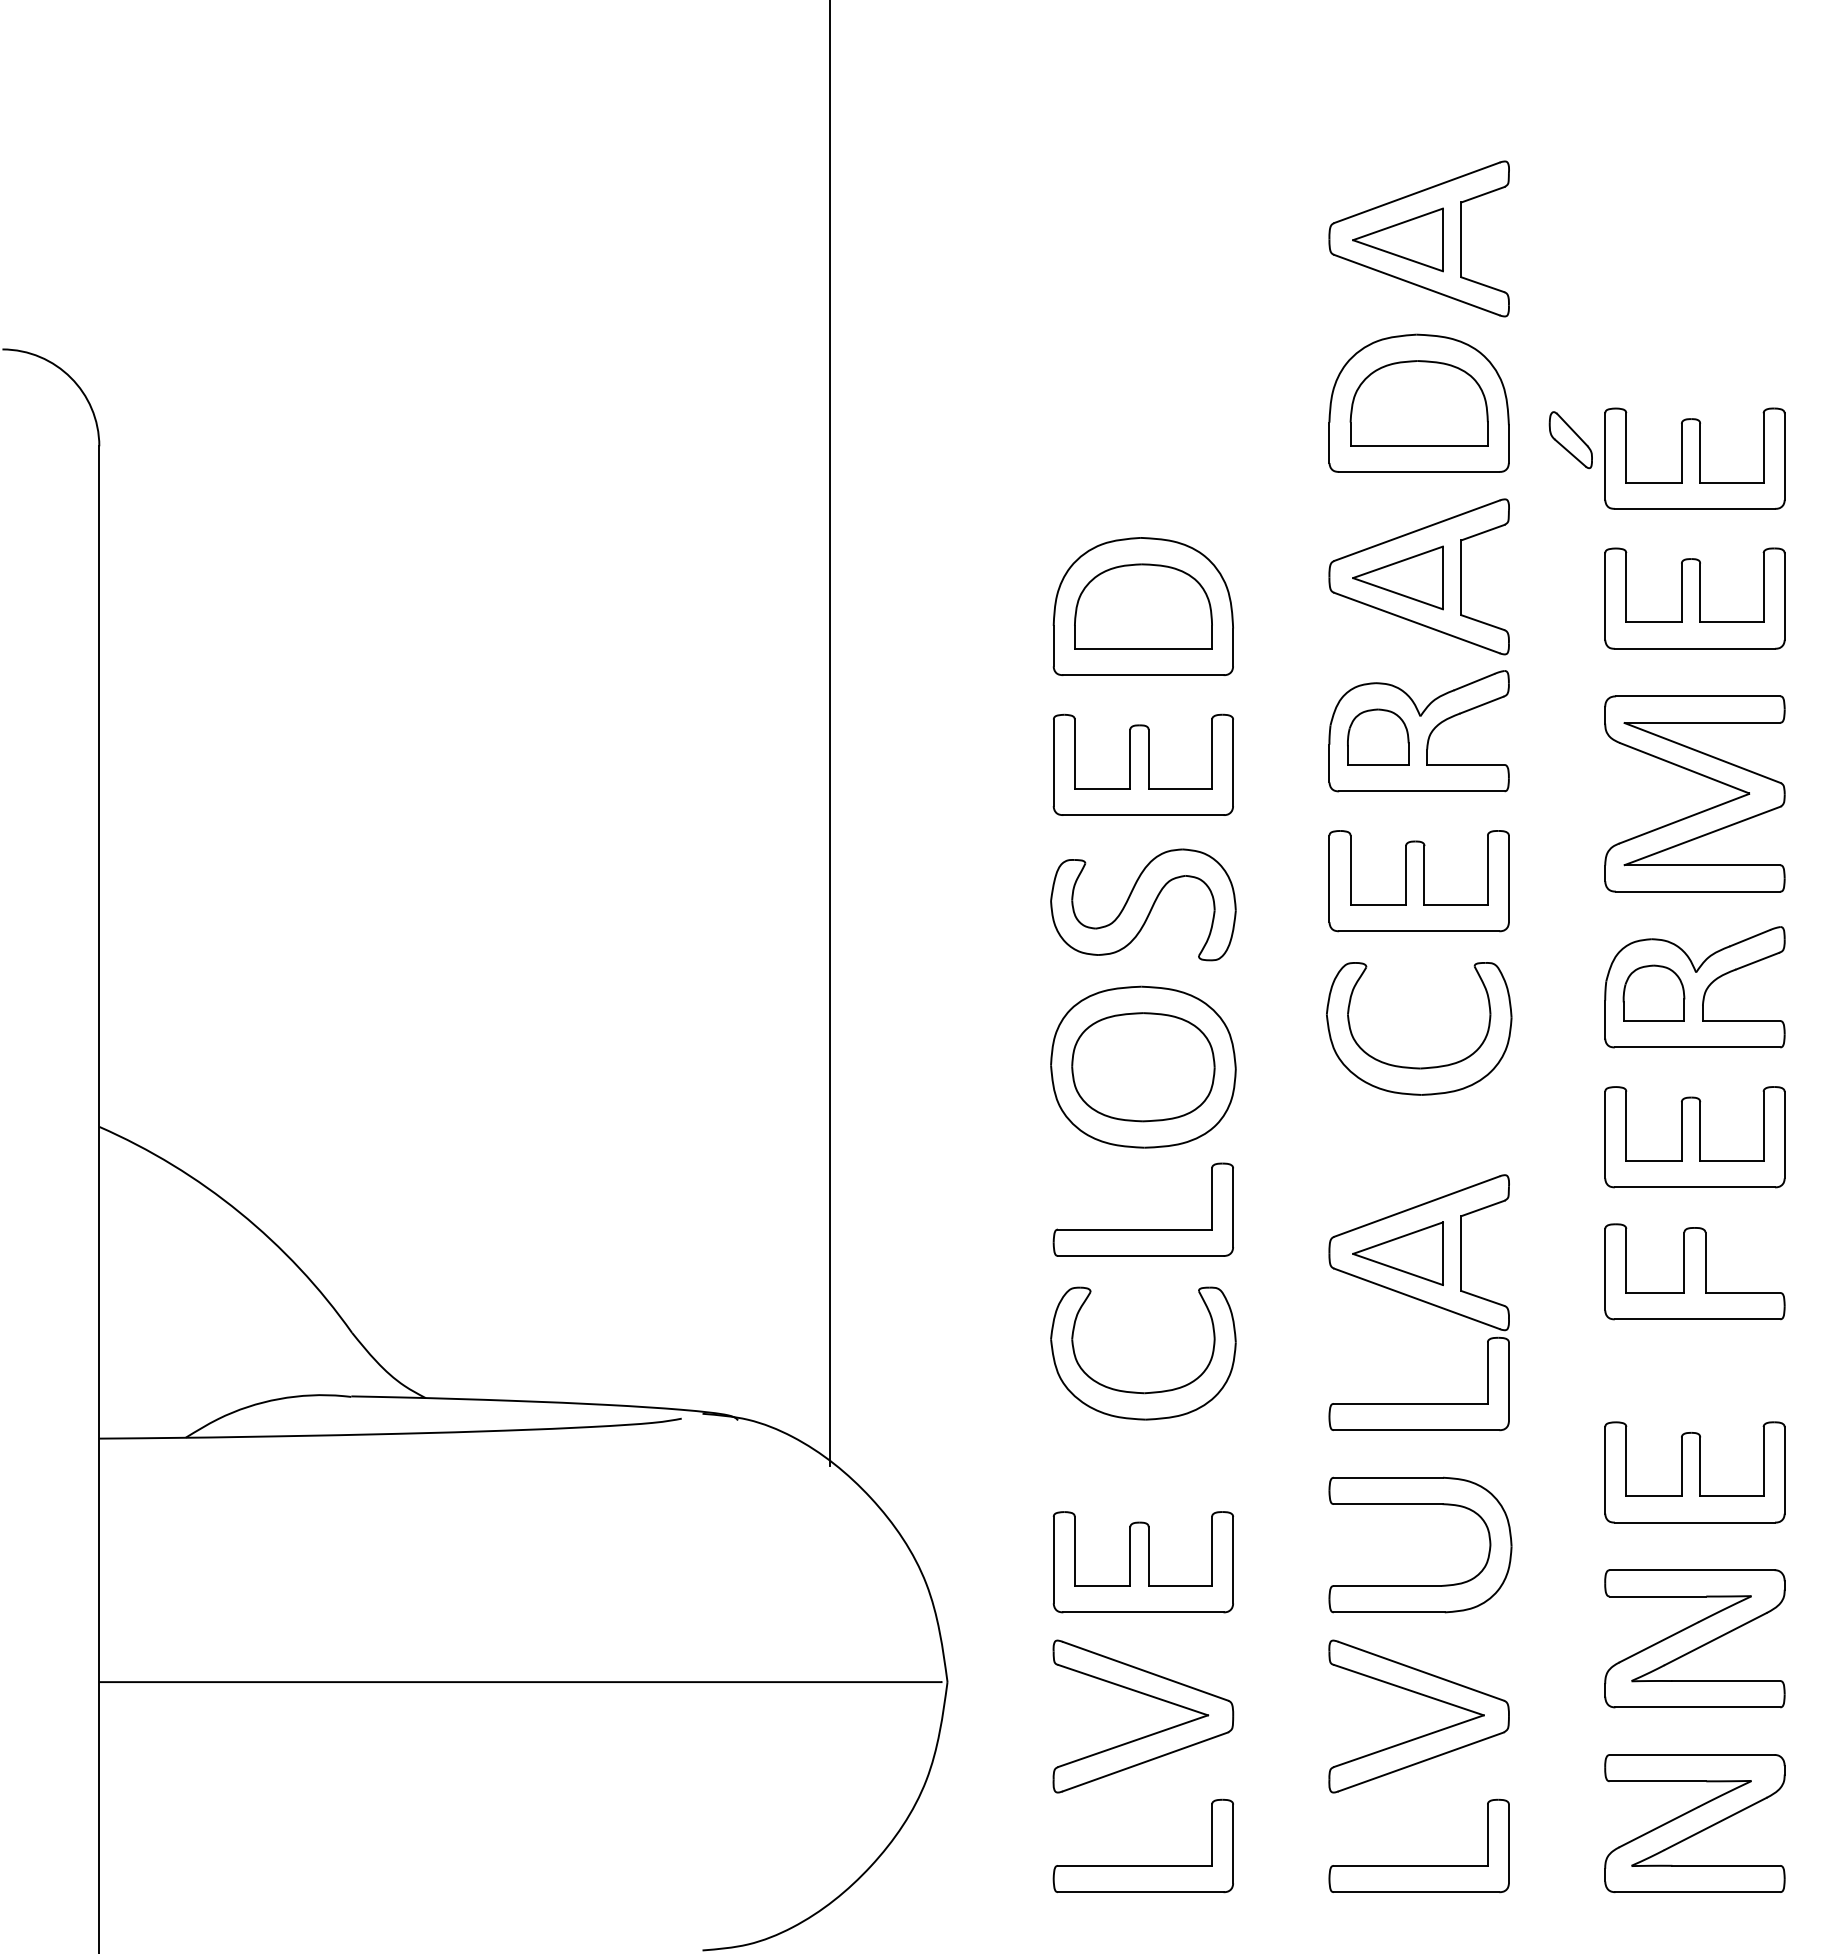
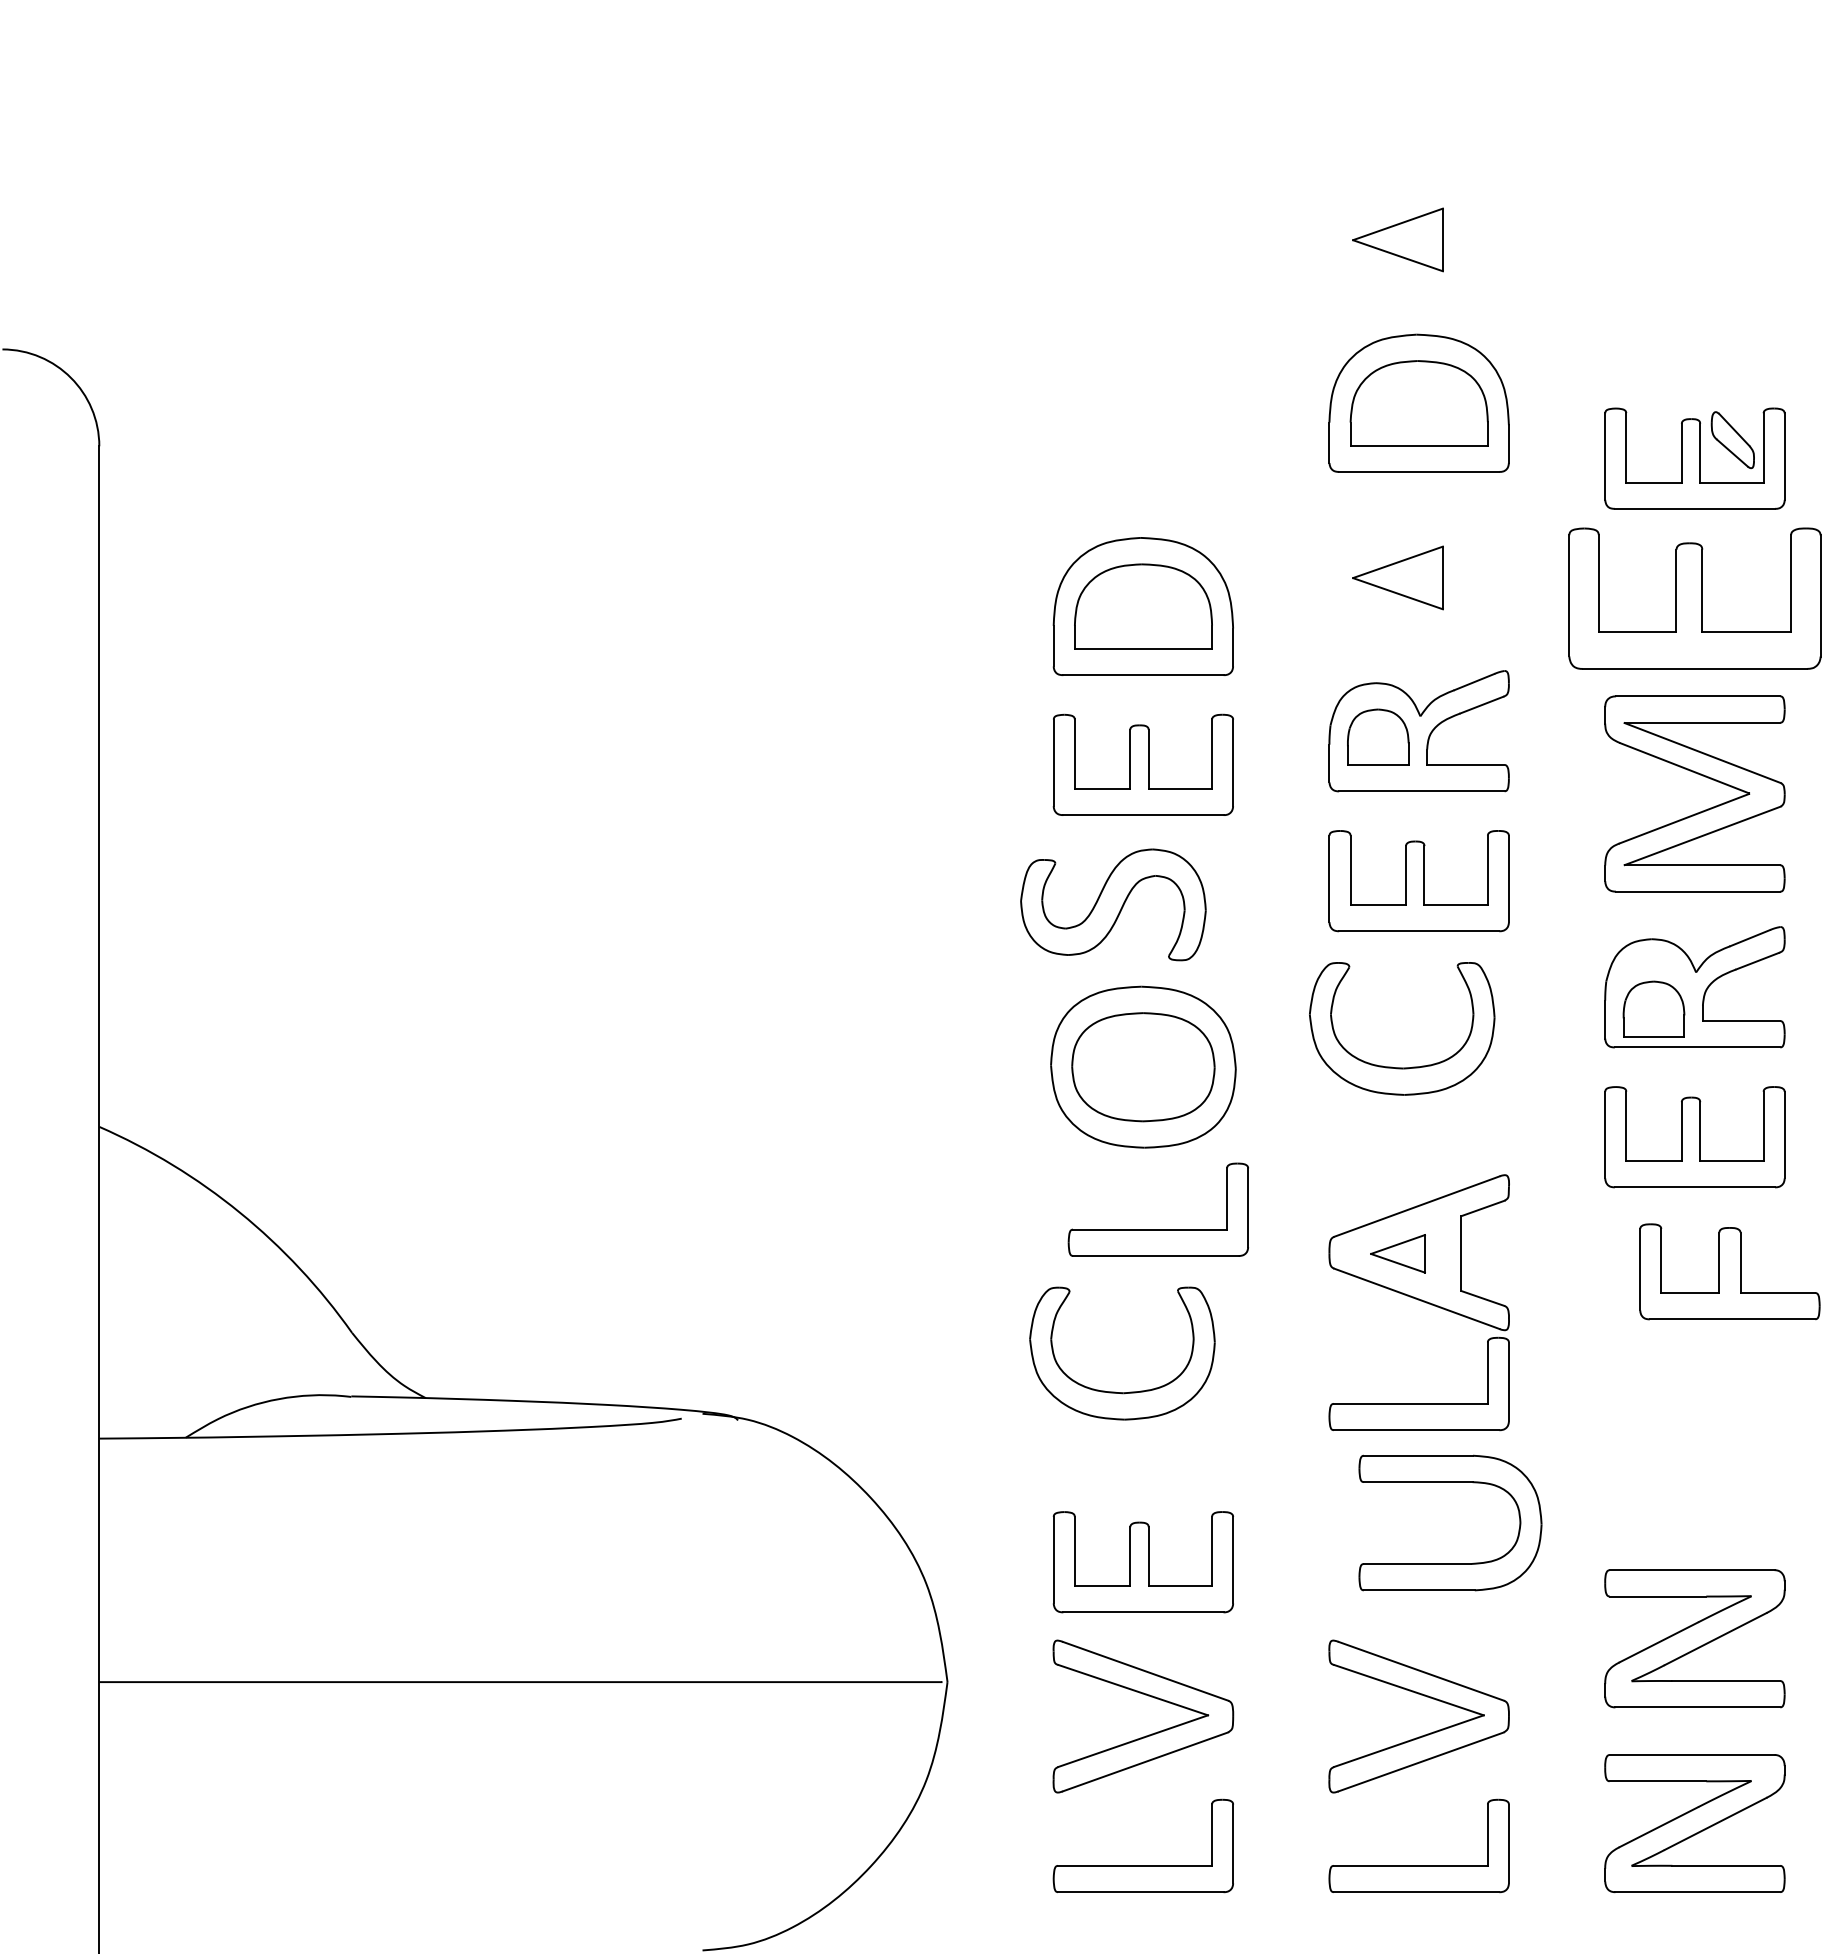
part: present -> none (1418, 238)
part position: (1570, 440) -> (1732, 440) (1732, 440)
part: present -> none (1418, 576)
part size: 182x103 px -> 254x143 px (1694, 598)
line: present -> none (829, 733)
part position: (1143, 904) -> (1113, 904) (1113, 904)
part position: (1653, 992) -> (1653, 1008) (1653, 1008)
part position: (1419, 1067) -> (1402, 1067) (1402, 1067)
part position: (1142, 1229) -> (1157, 1229) (1157, 1229)
part size: 92x66 px -> 56x40 px (1397, 1253)
part position: (1694, 1271) -> (1729, 1271) (1729, 1271)
part position: (1136, 1391) -> (1115, 1391) (1115, 1391)
part: present -> none (1694, 1472)
part position: (1420, 1504) -> (1450, 1482) (1450, 1482)
